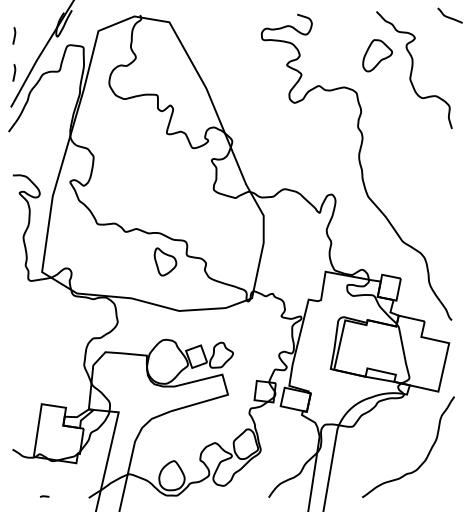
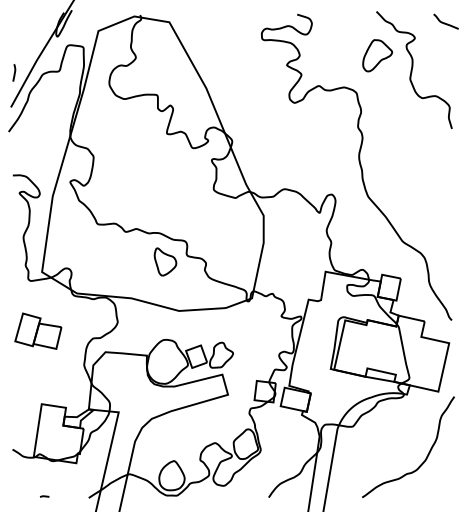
curve position: (449, 16) -> (445, 22) (445, 22)
curve: present -> none (14, 35)
part: none -> present (38, 330)
